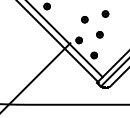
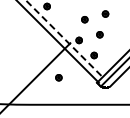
line: solid -> dashed (64, 39)
part: none -> present (58, 77)
